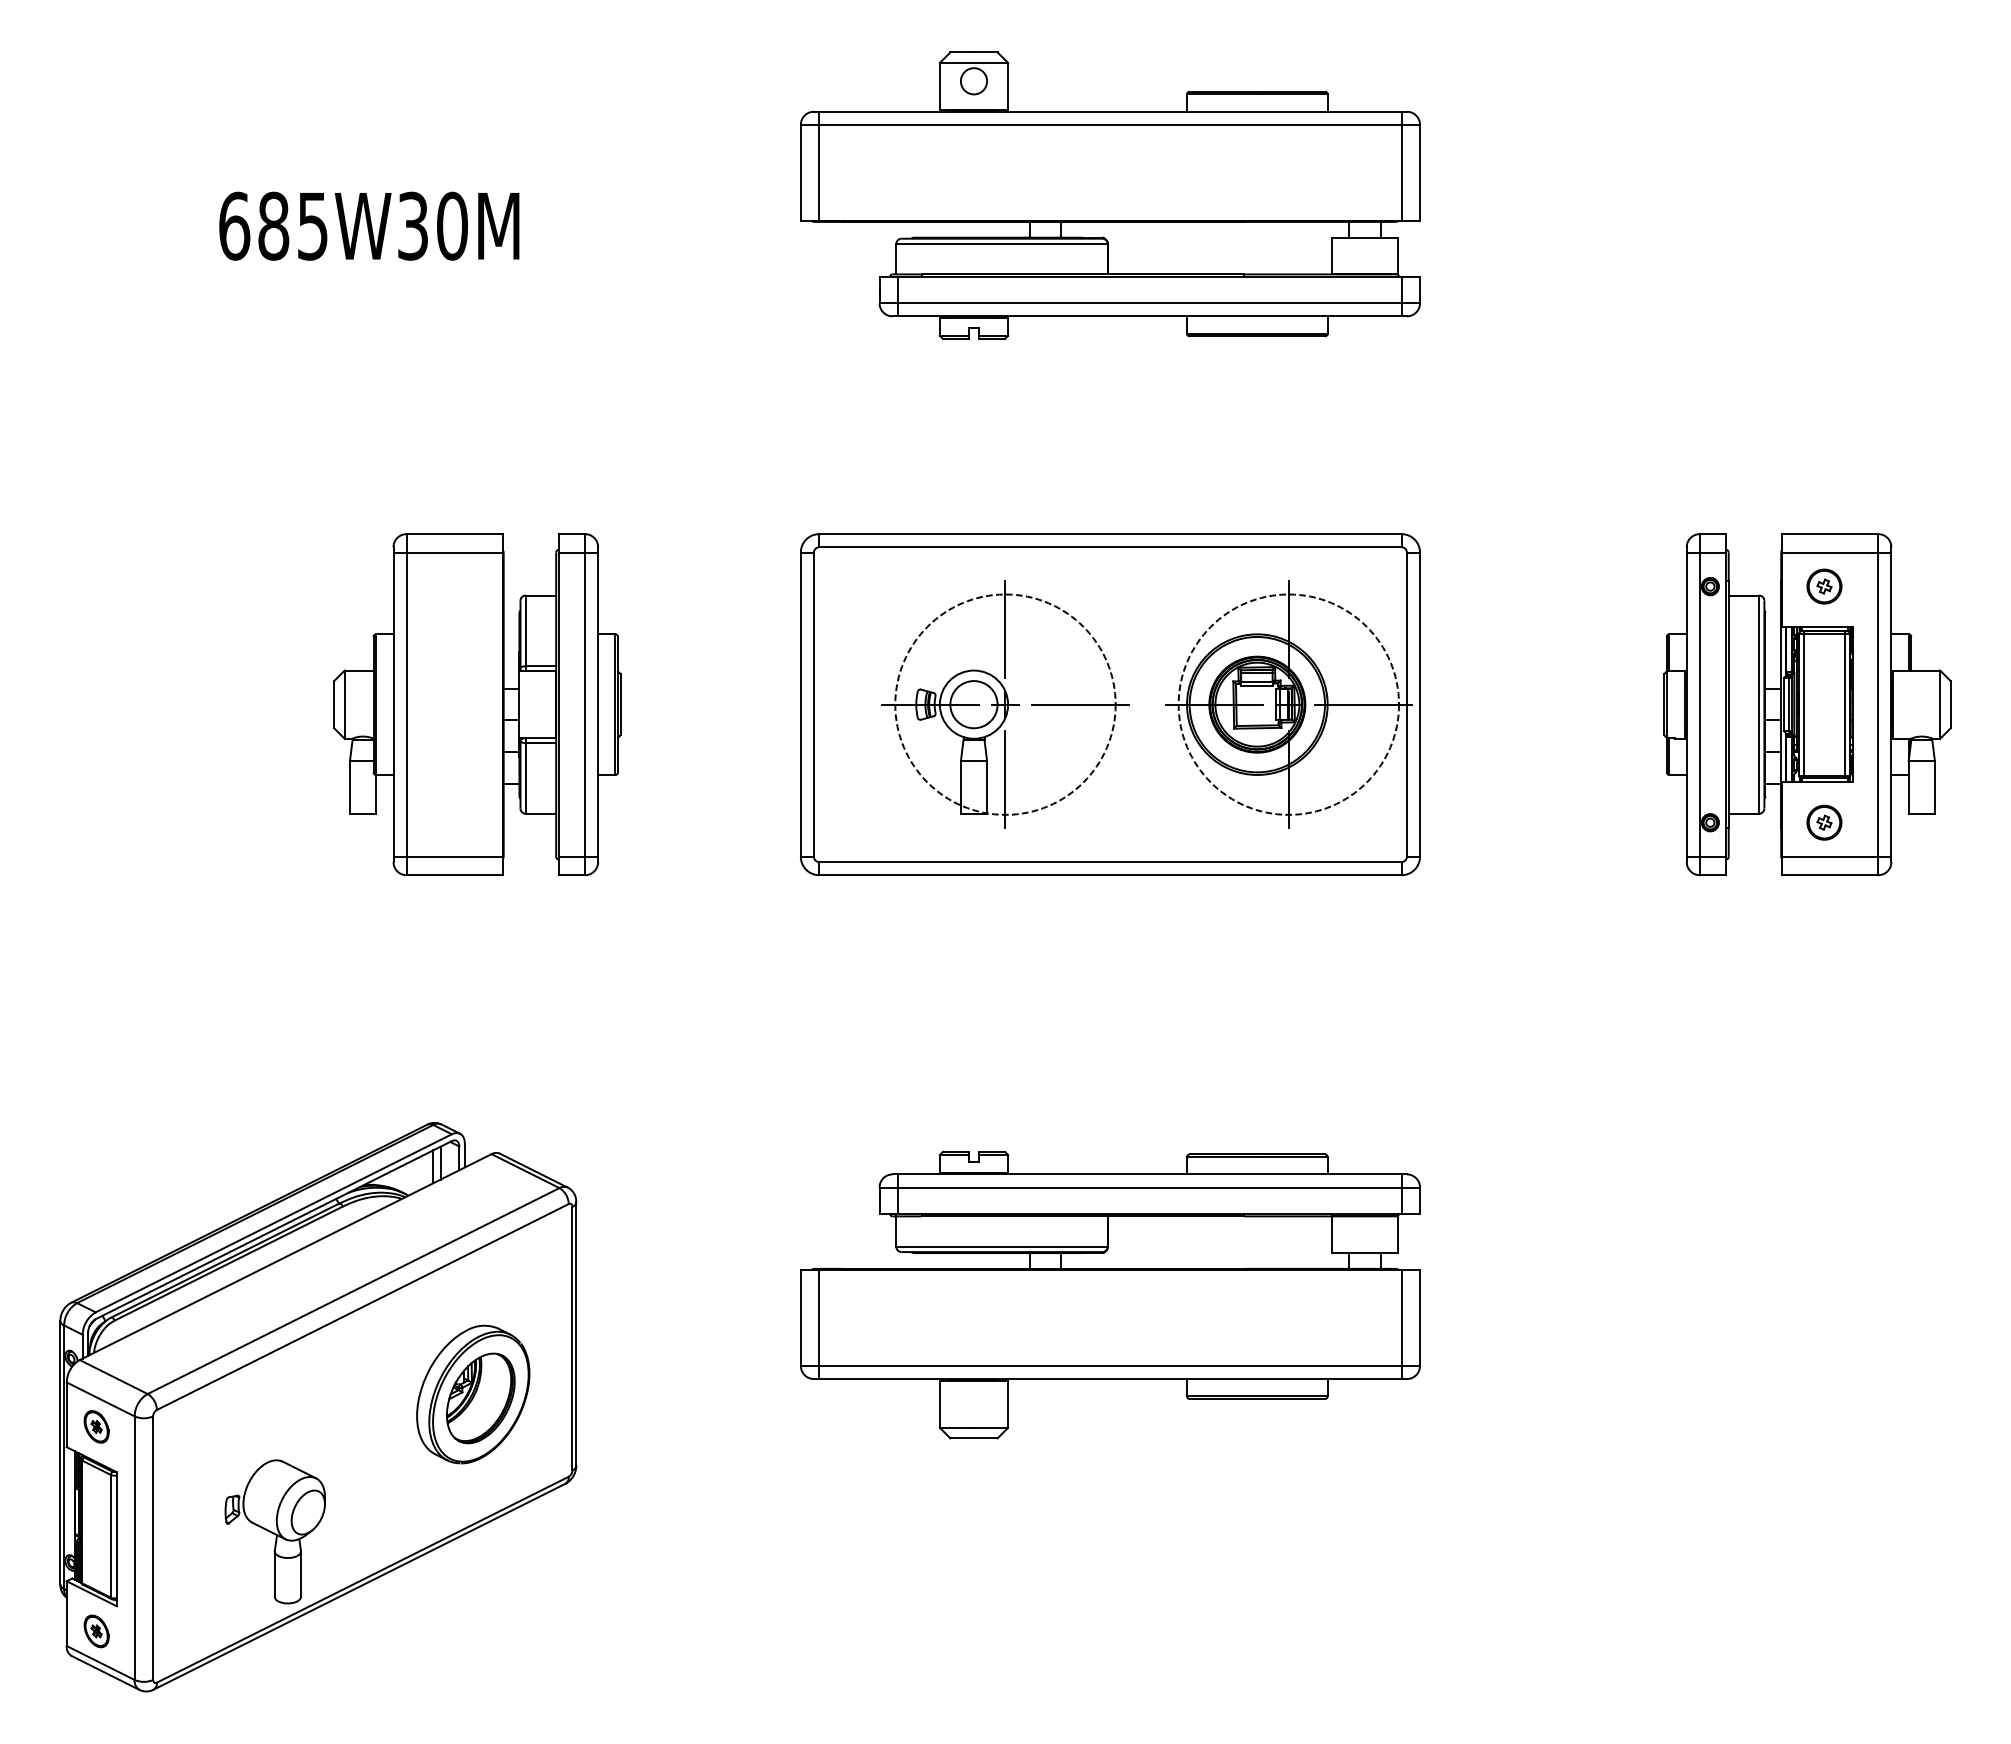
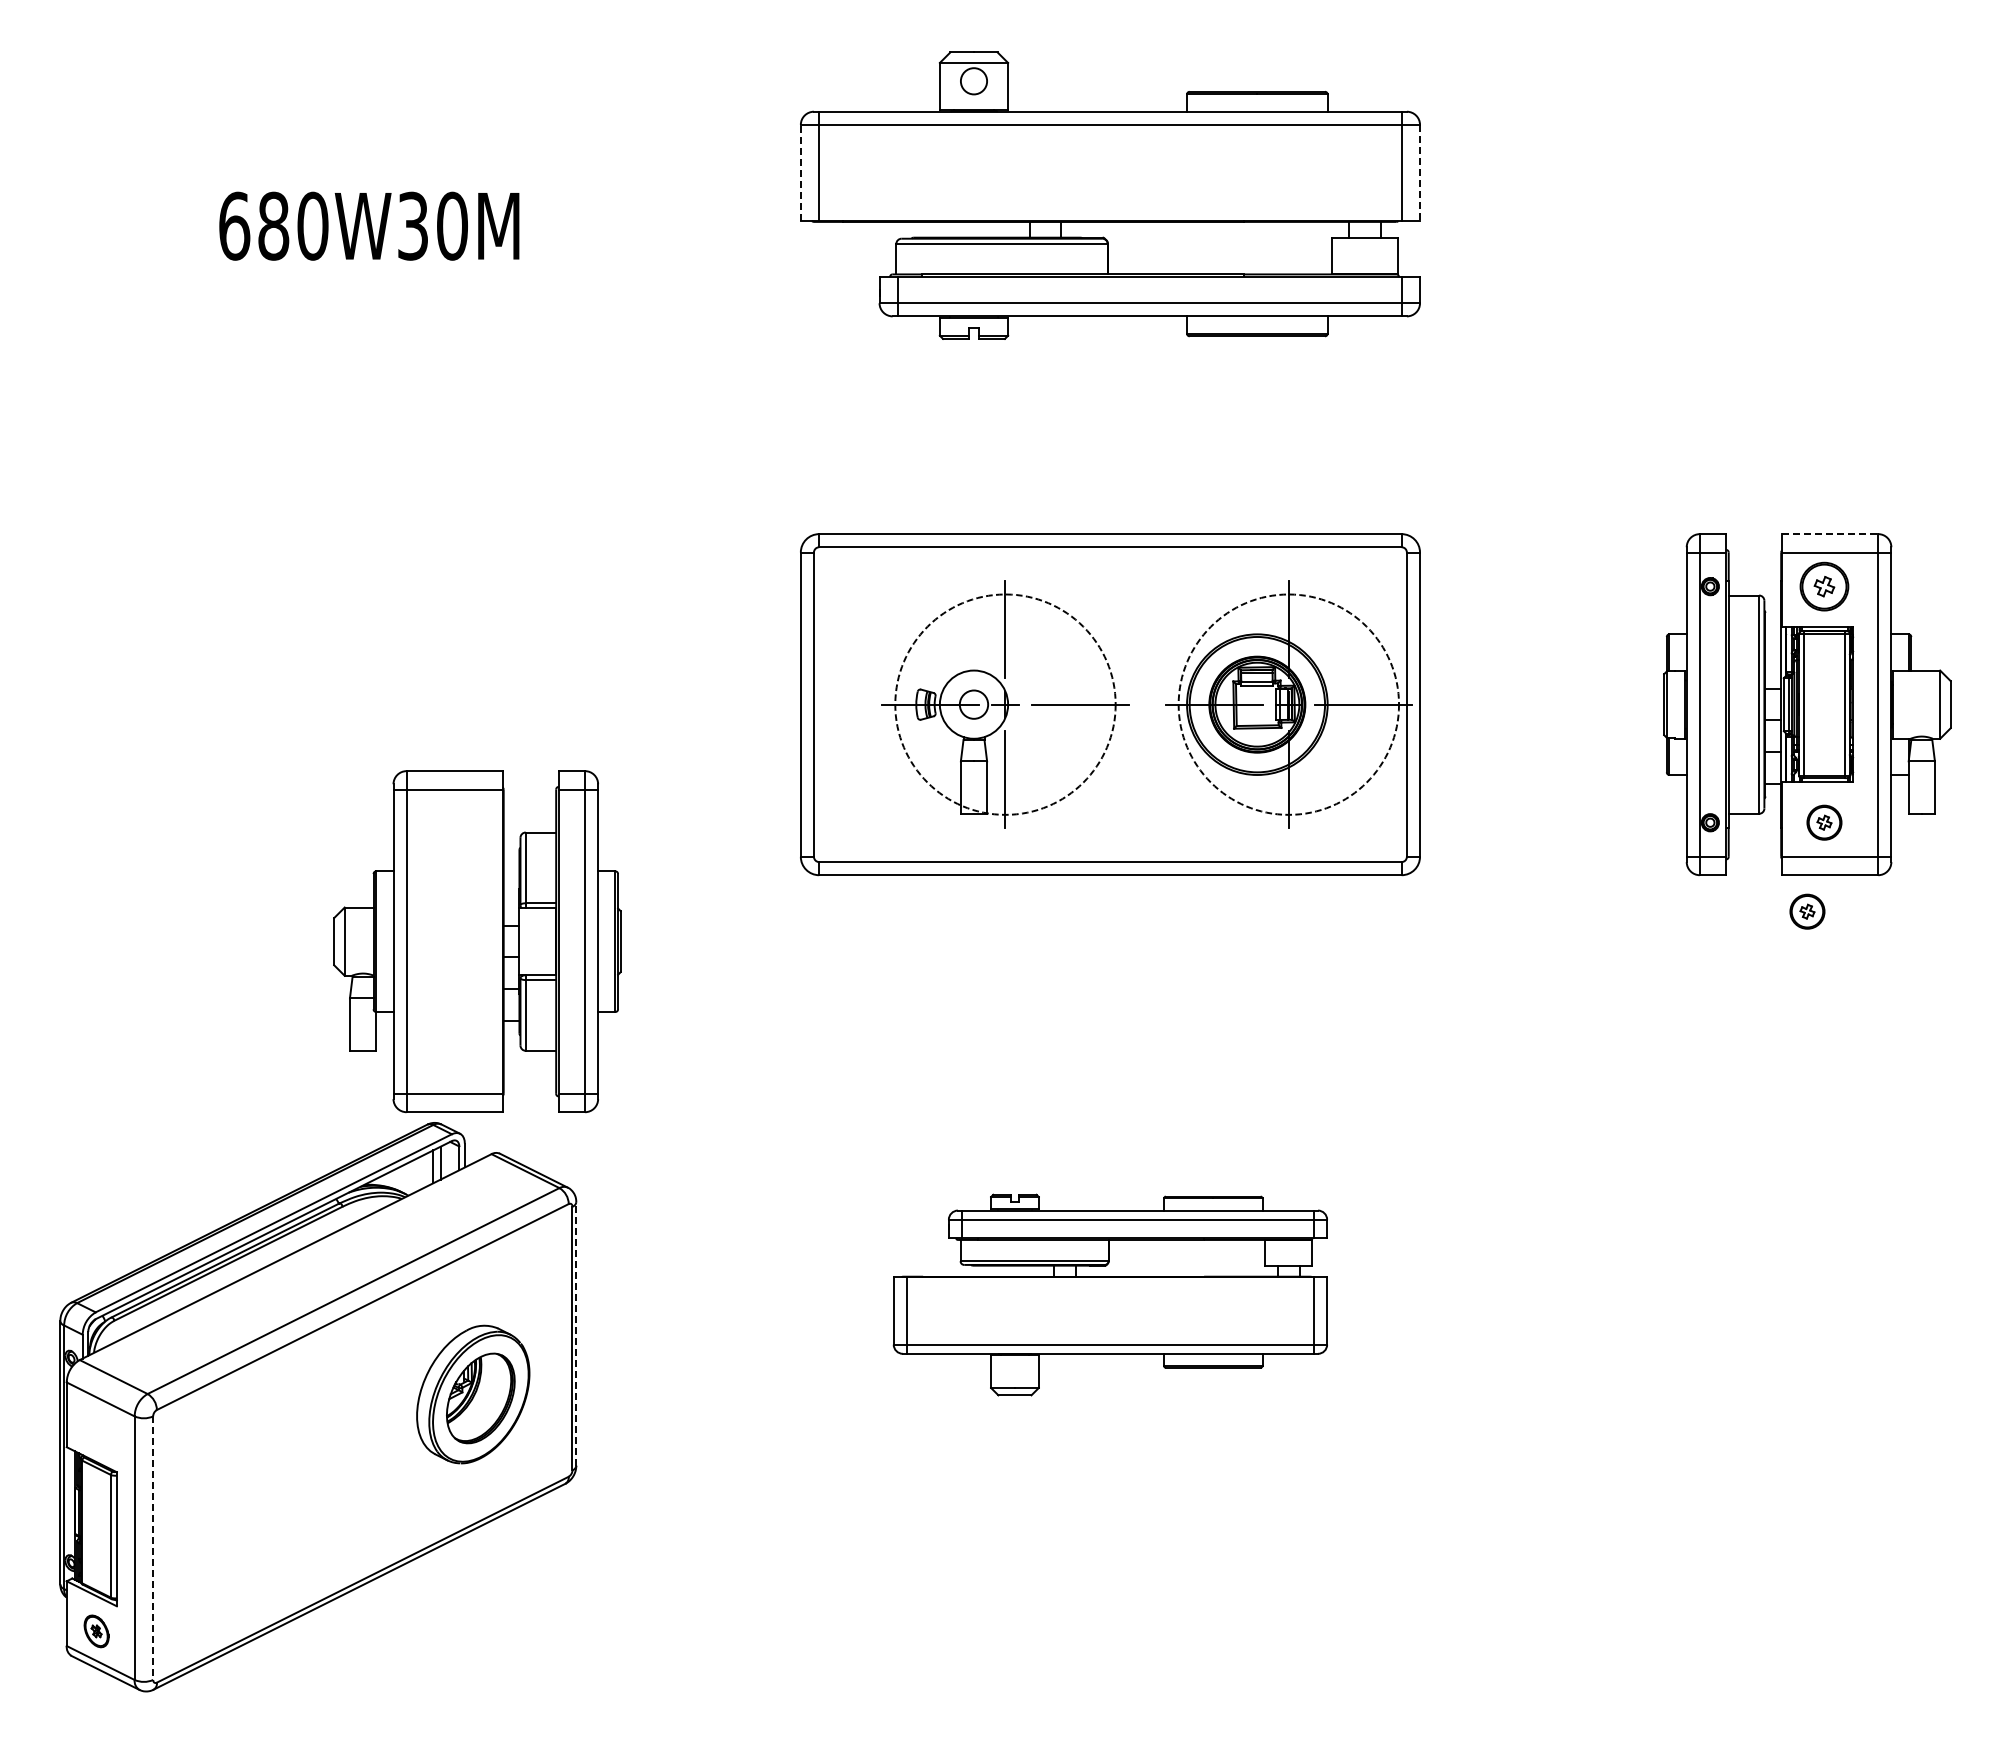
line: solid -> dashed (800, 172)
line: solid -> dashed (1420, 173)
text: 685W30M -> 680W30M (312, 225)
line: solid -> dashed (1830, 534)
part size: 37x37 px -> 51x51 px (1824, 586)
part position: (477, 704) -> (477, 941) (477, 941)
circle diameter: 47 px -> 28 px (973, 704)
part: none -> present (1807, 911)
part size: 621x290 px -> 436x204 px (1109, 1294)
line: solid -> dashed (576, 1333)
part: present -> none (96, 1426)
part: present -> none (274, 1531)
line: solid -> dashed (153, 1548)
